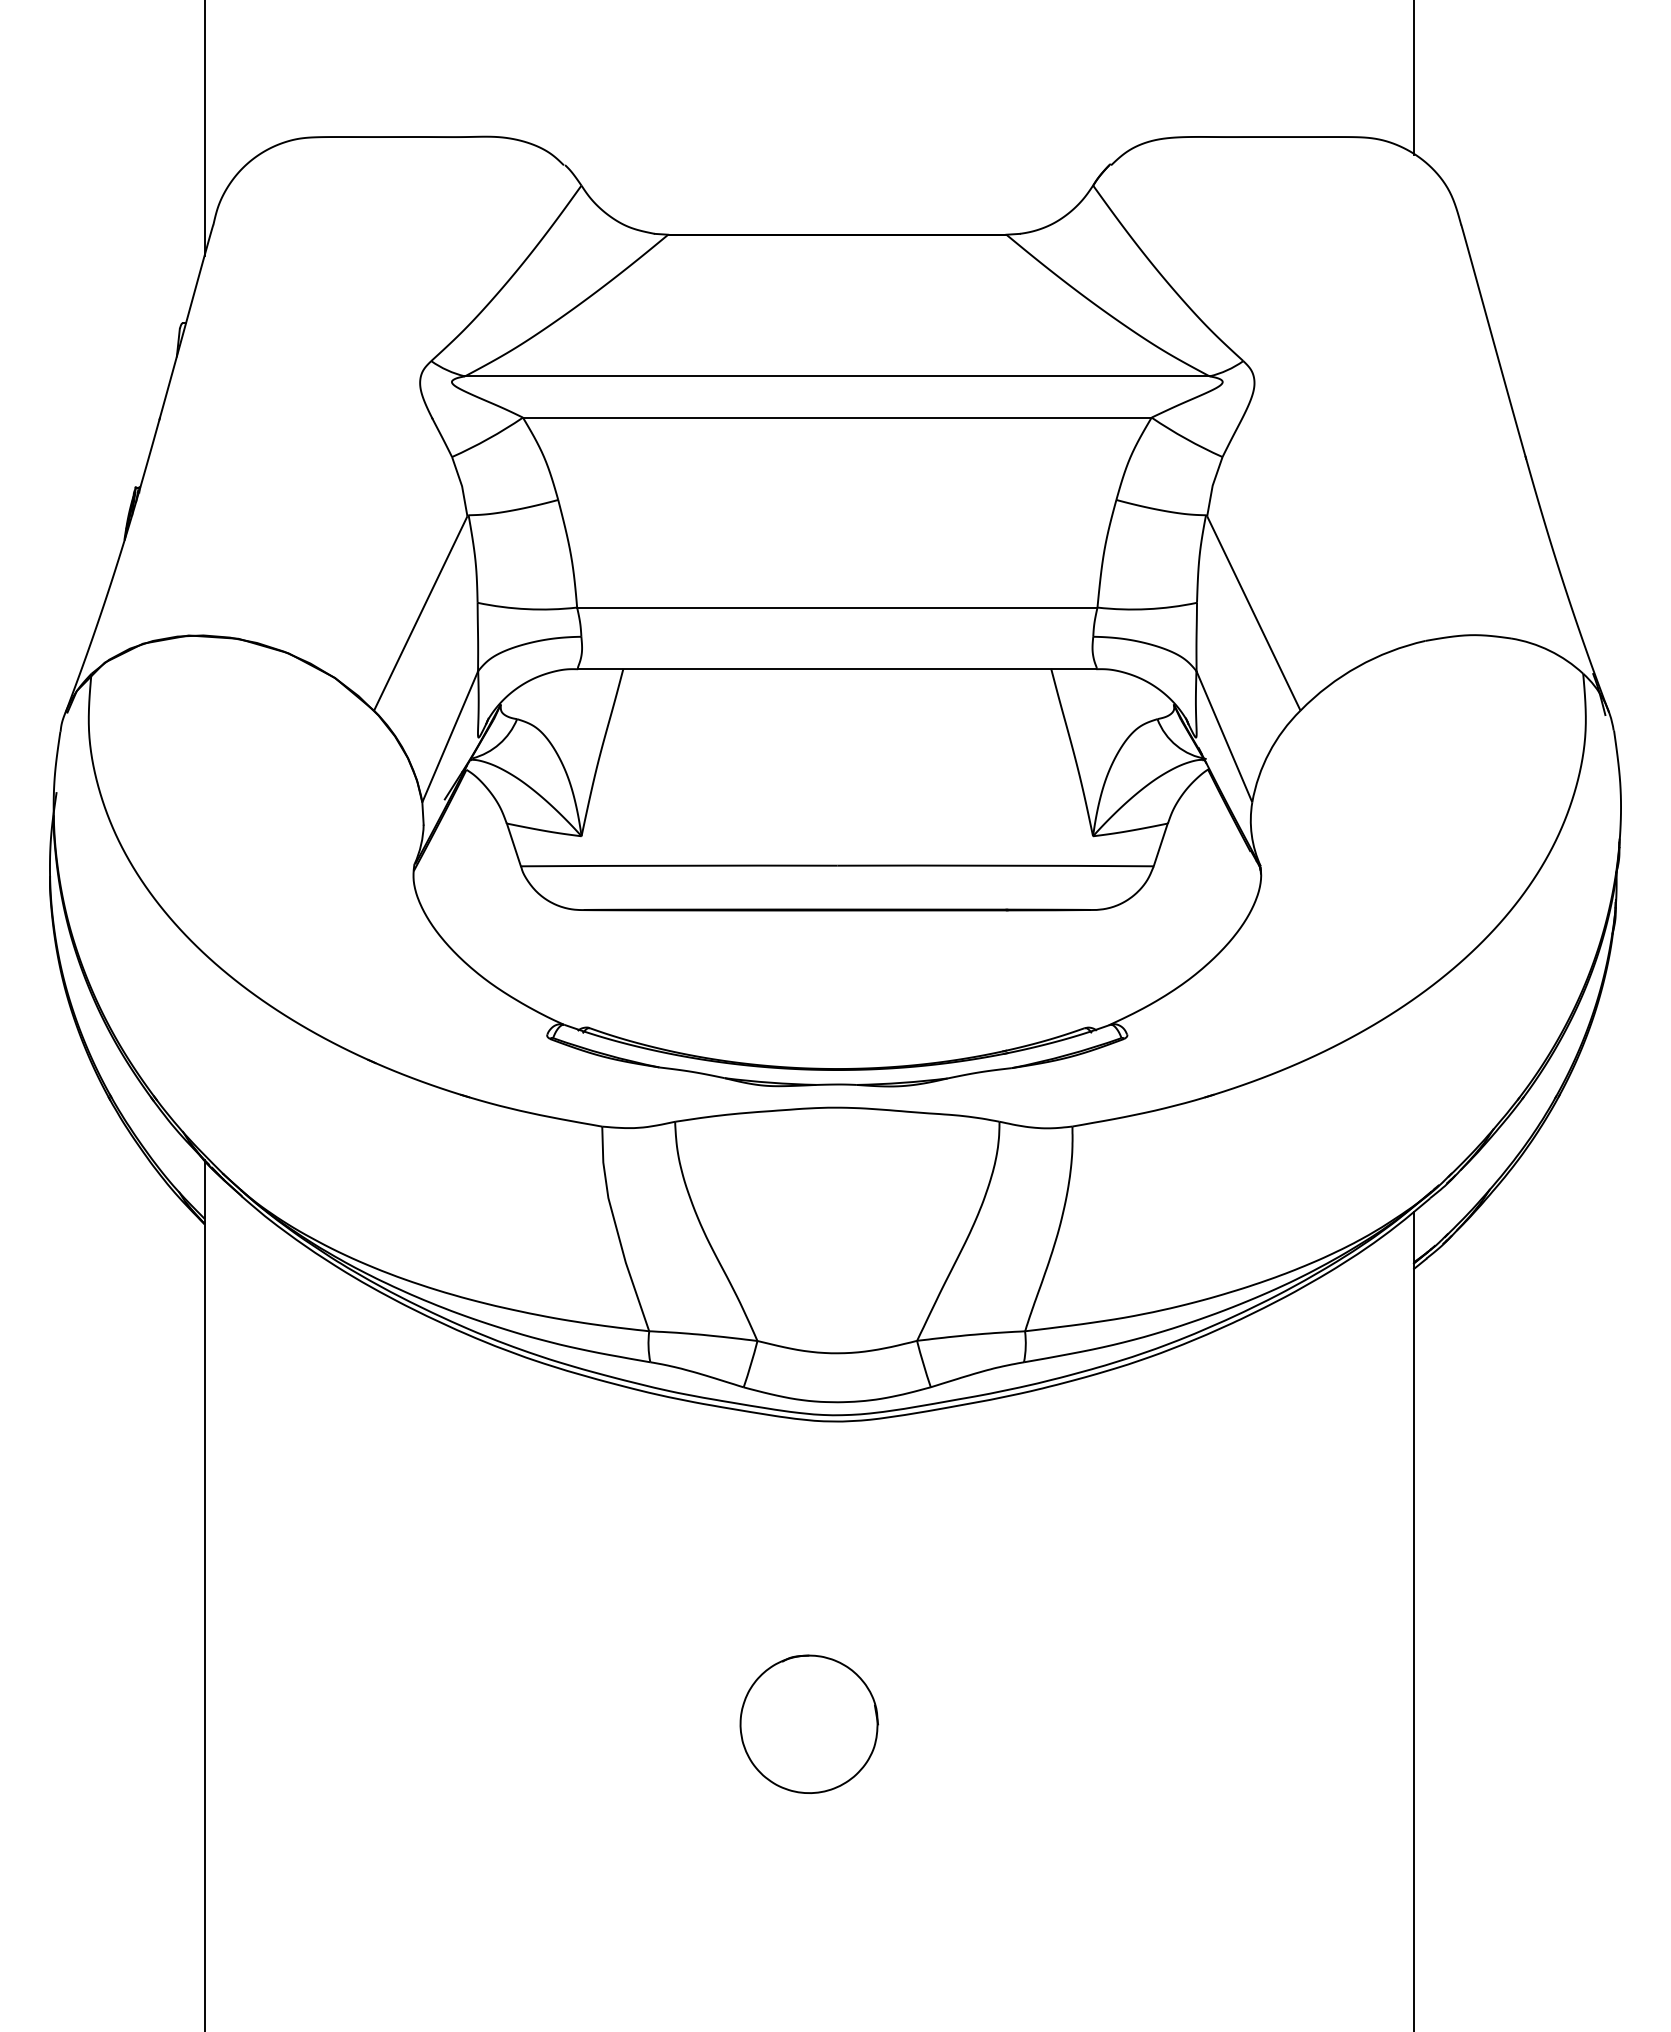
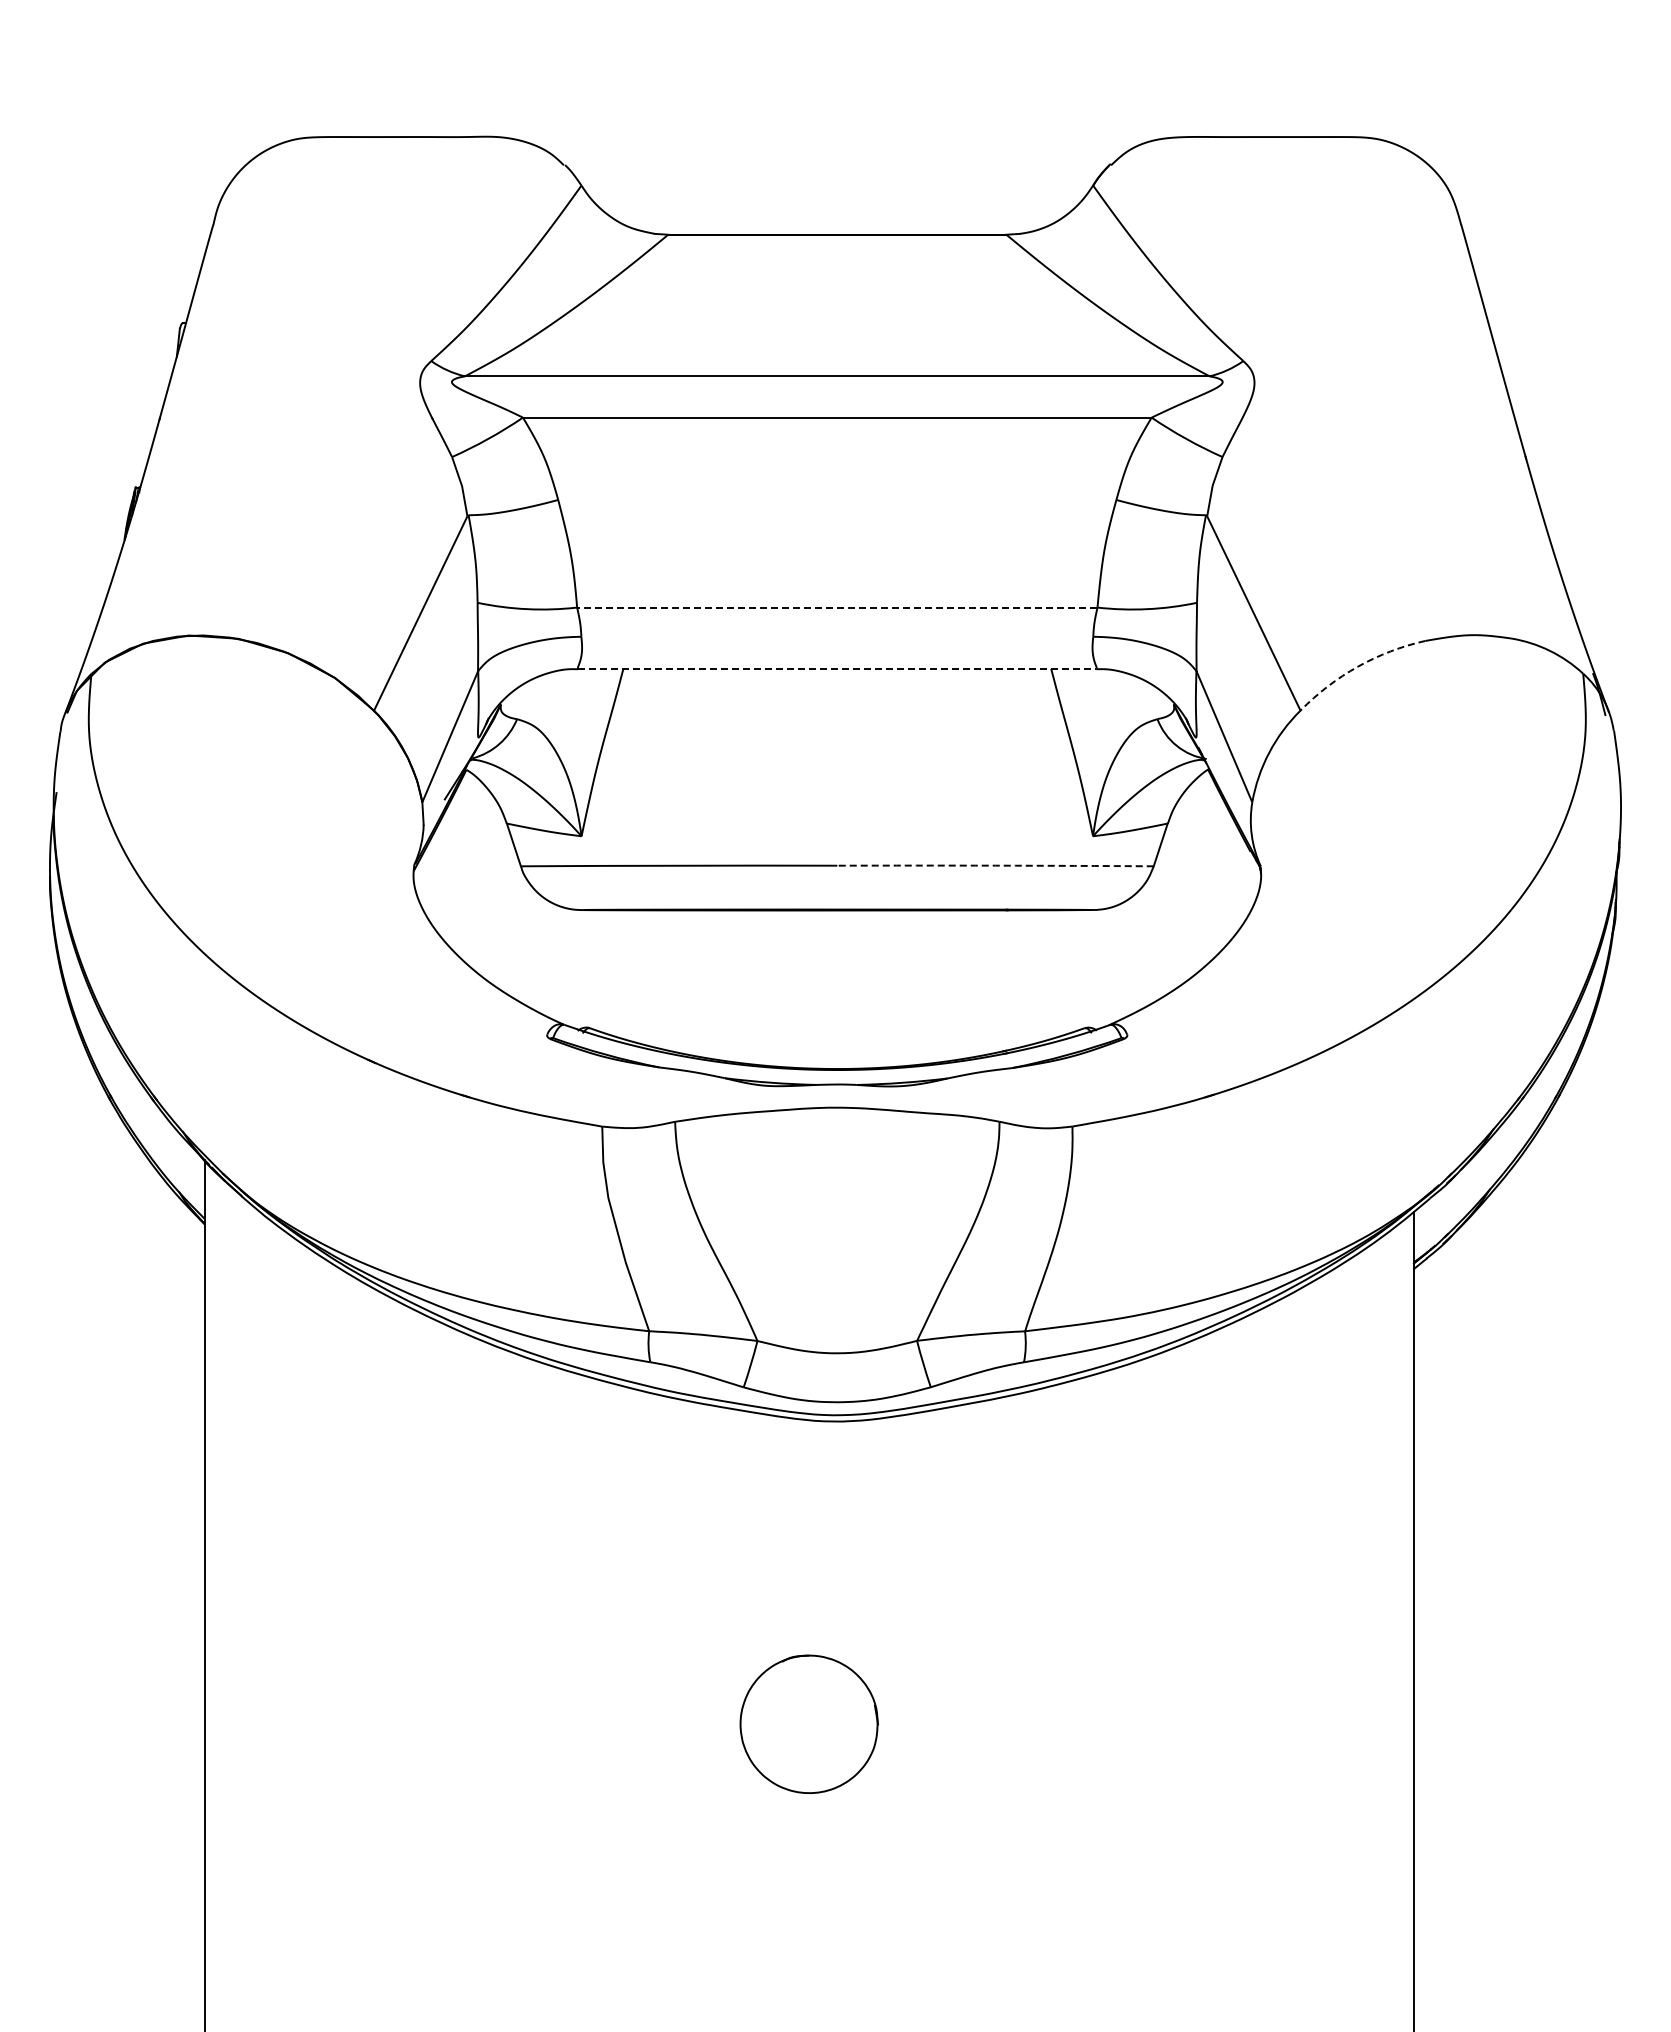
line: present -> none (1414, 78)
line: present -> none (204, 128)
line: solid -> dashed (836, 607)
arc: solid -> dashed (1357, 666)
line: solid -> dashed (837, 668)
arc: solid -> dashed (995, 865)
